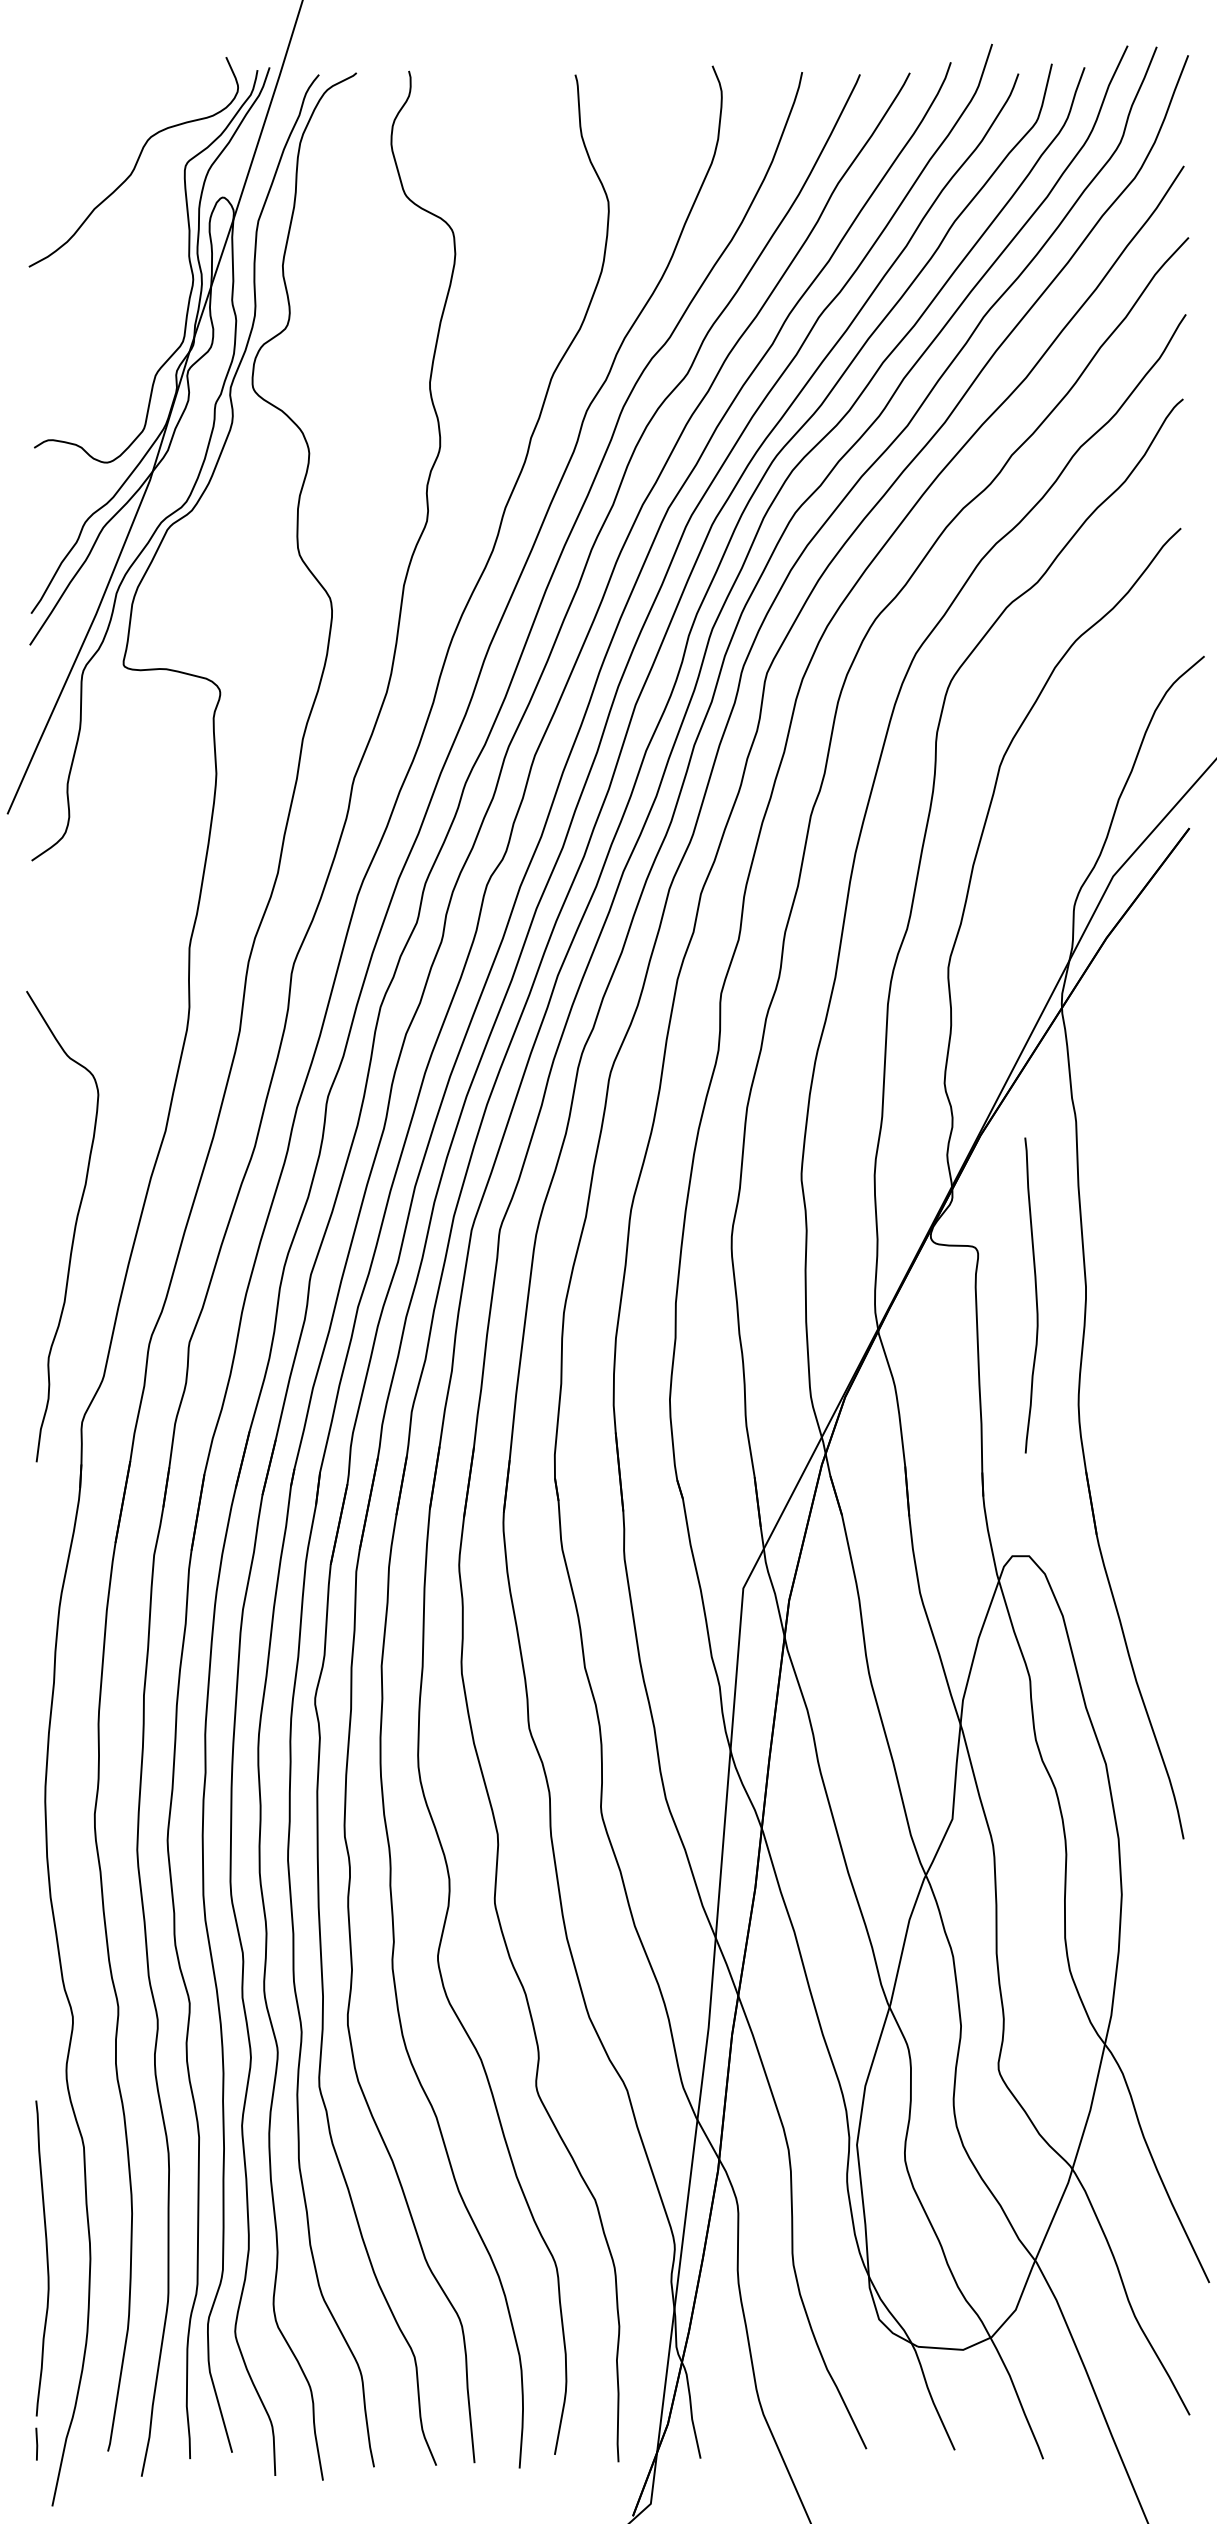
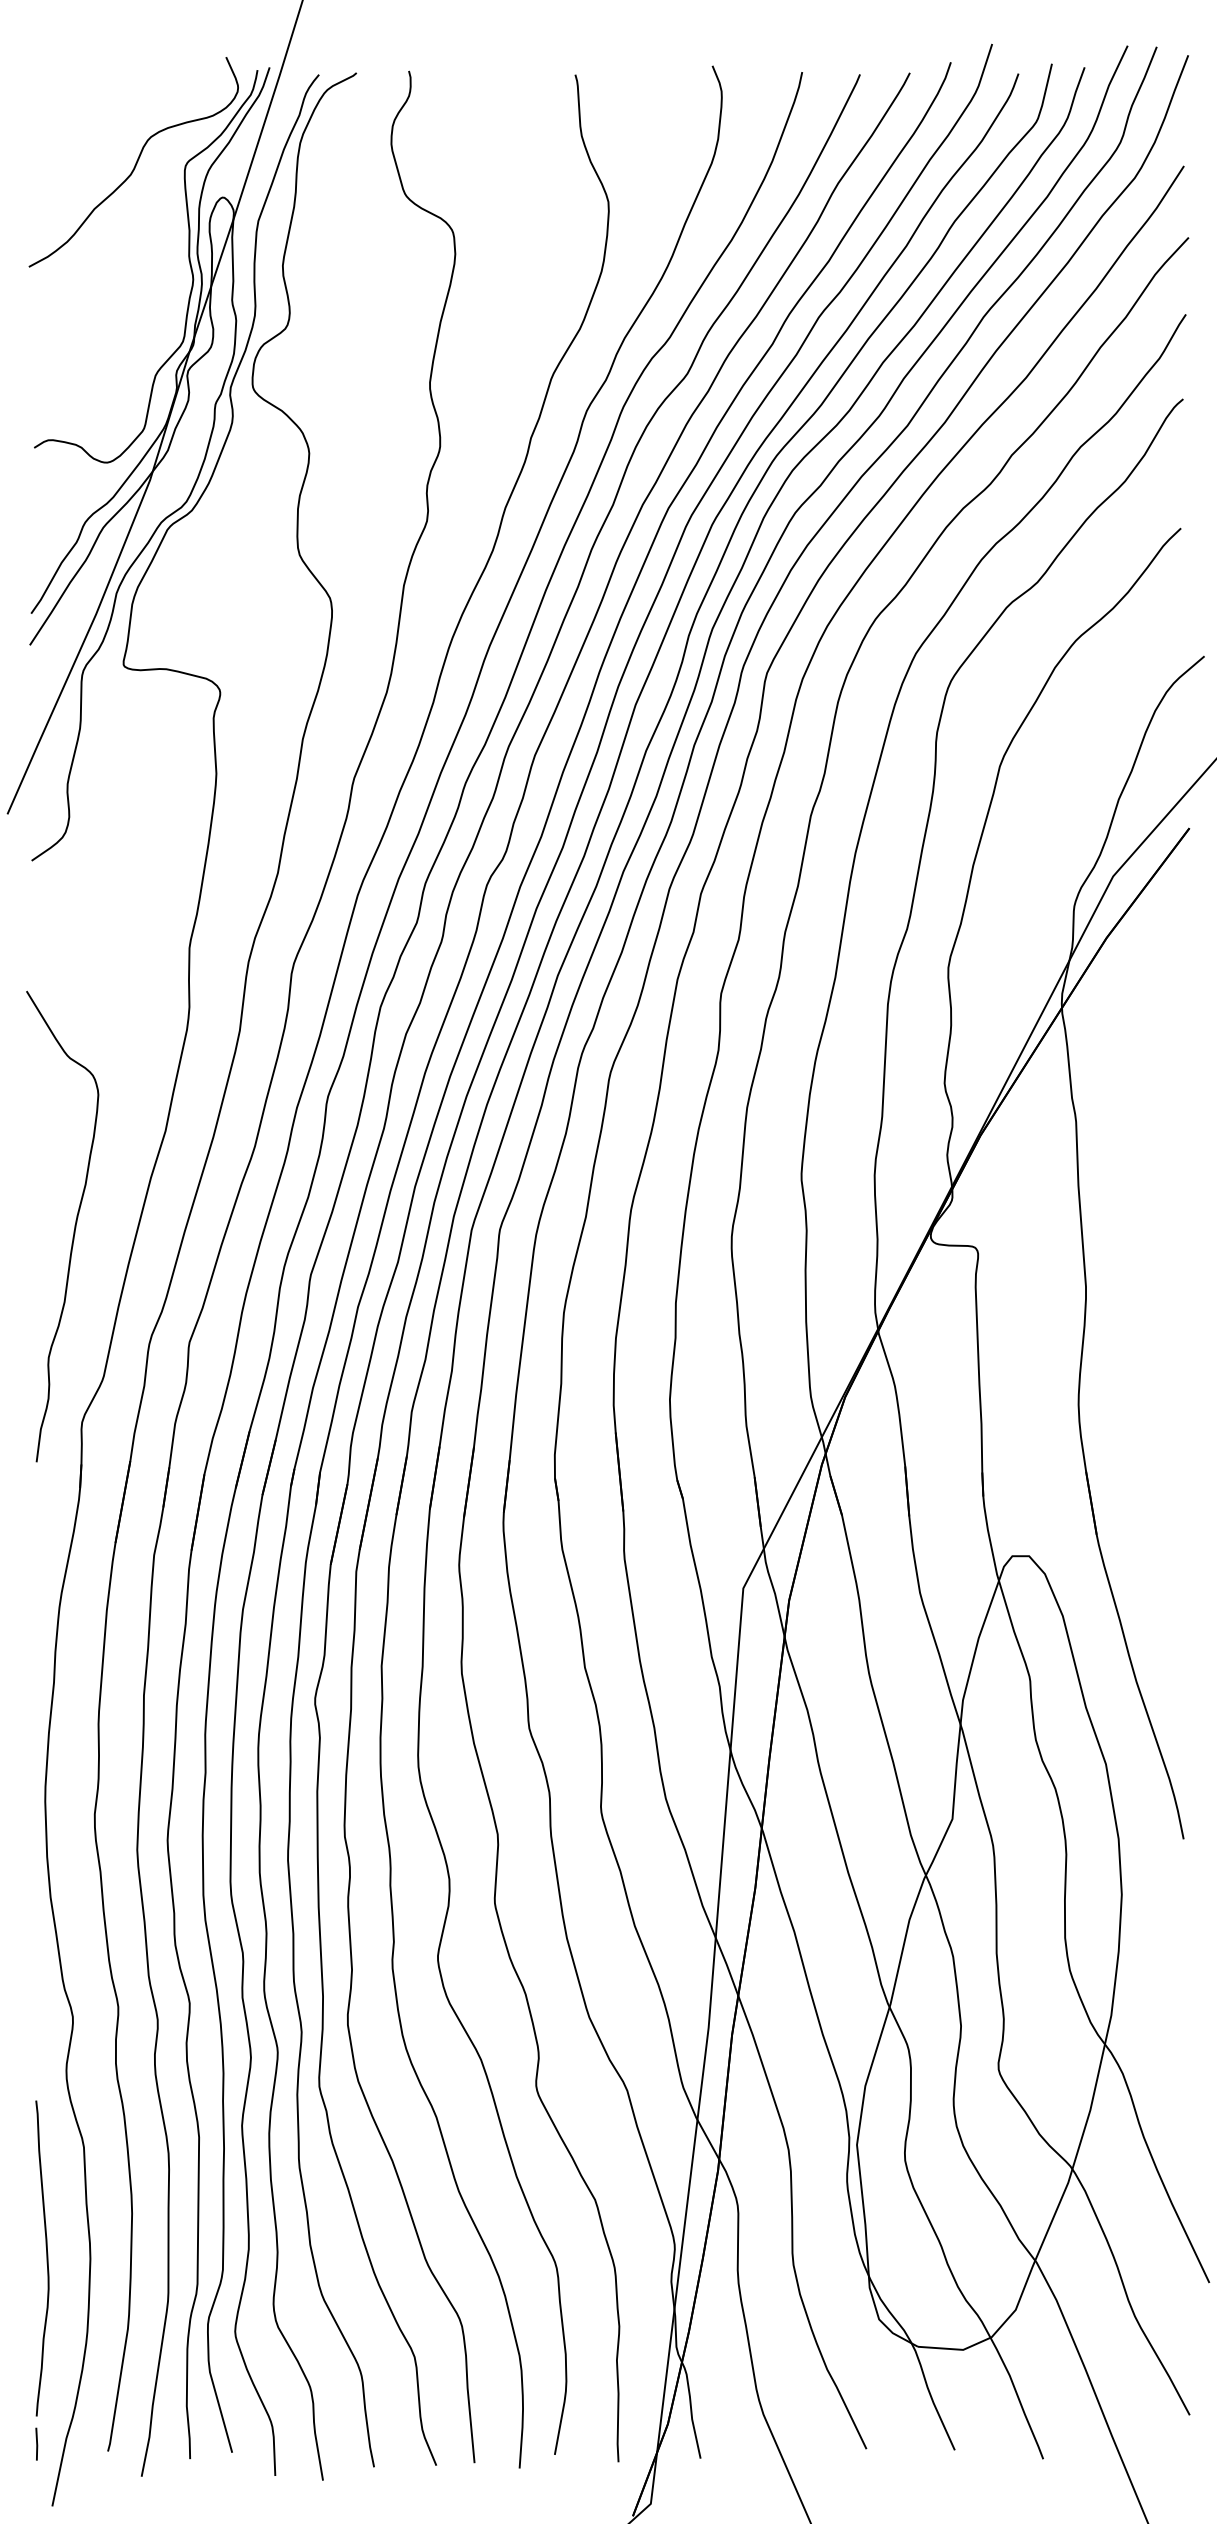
curve: present -> none (1035, 1295)
